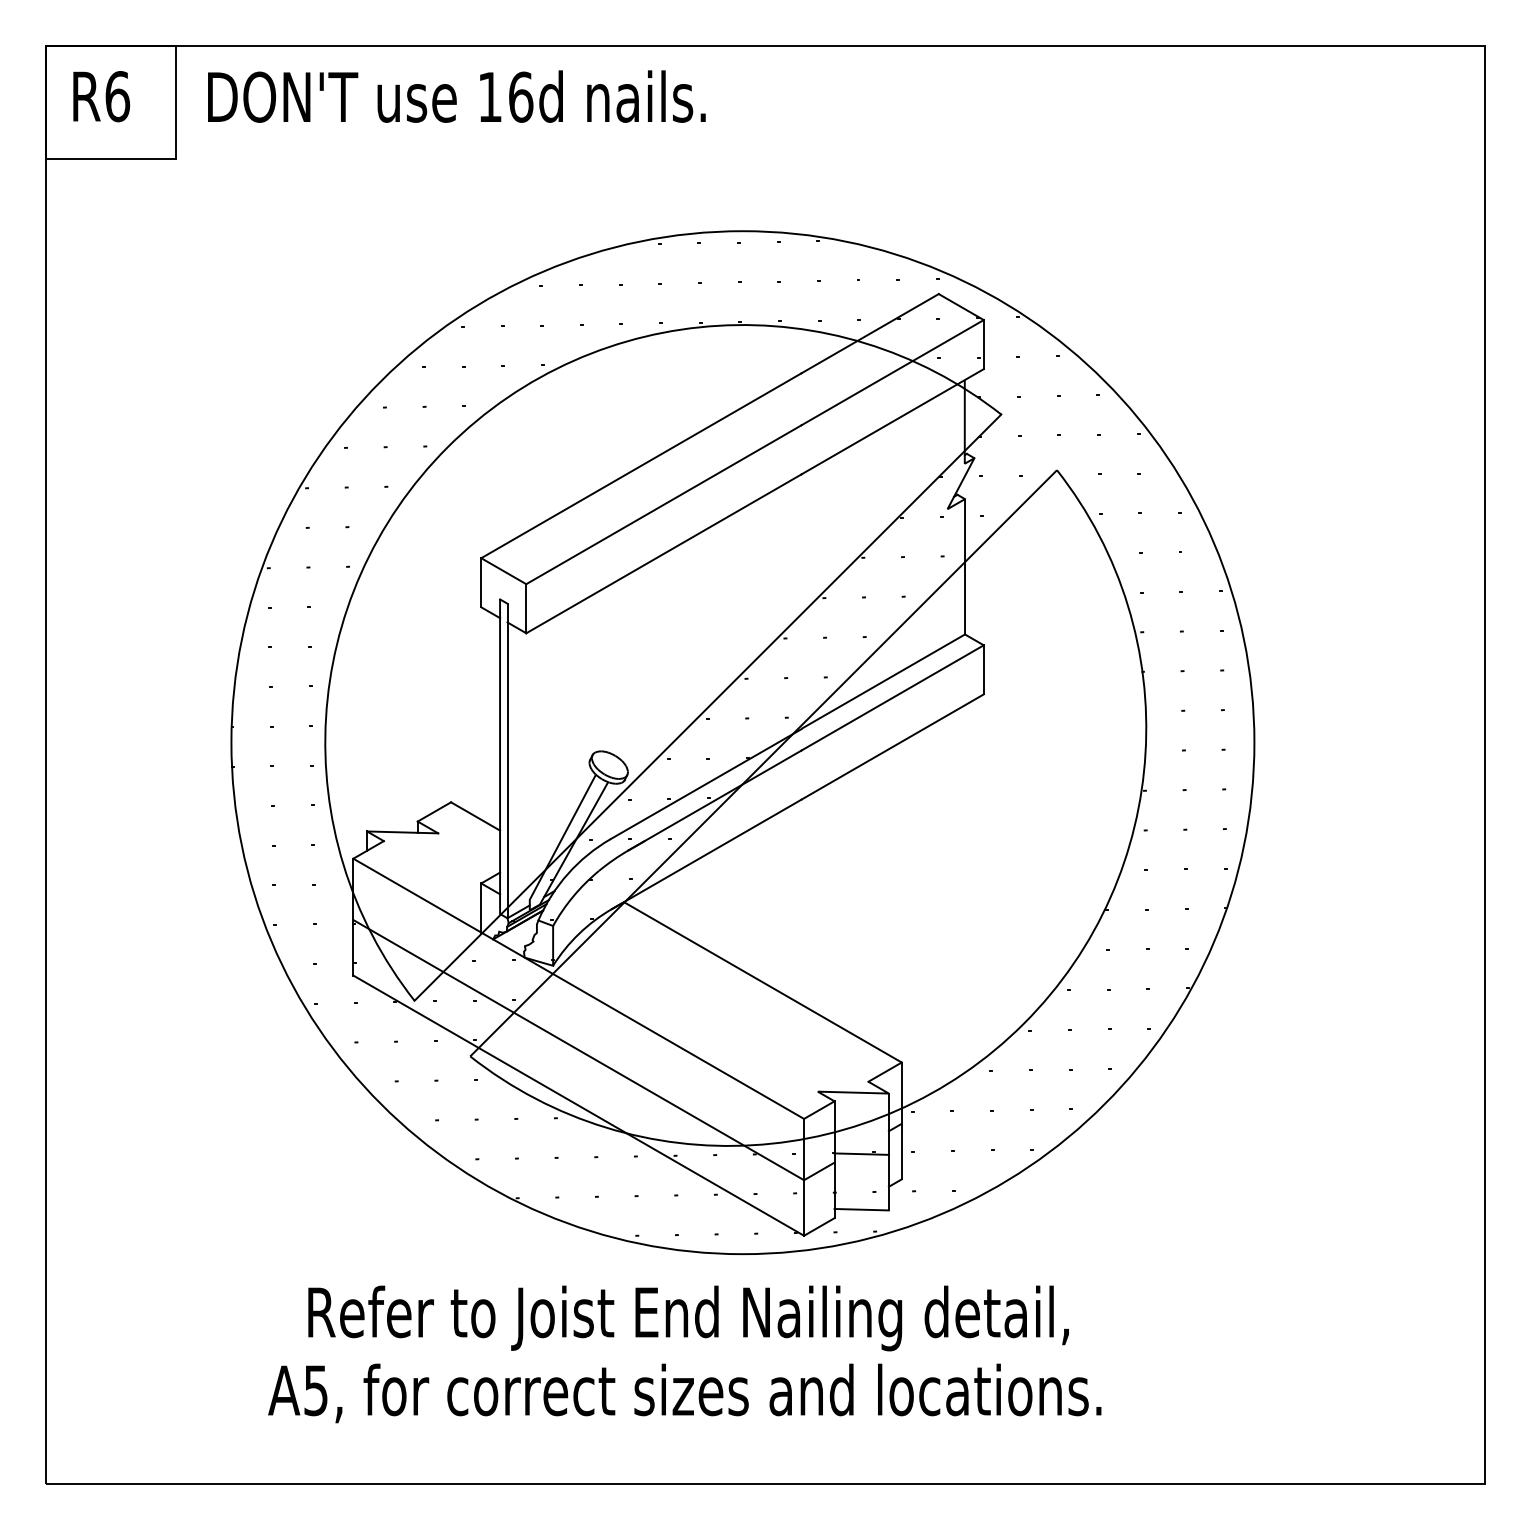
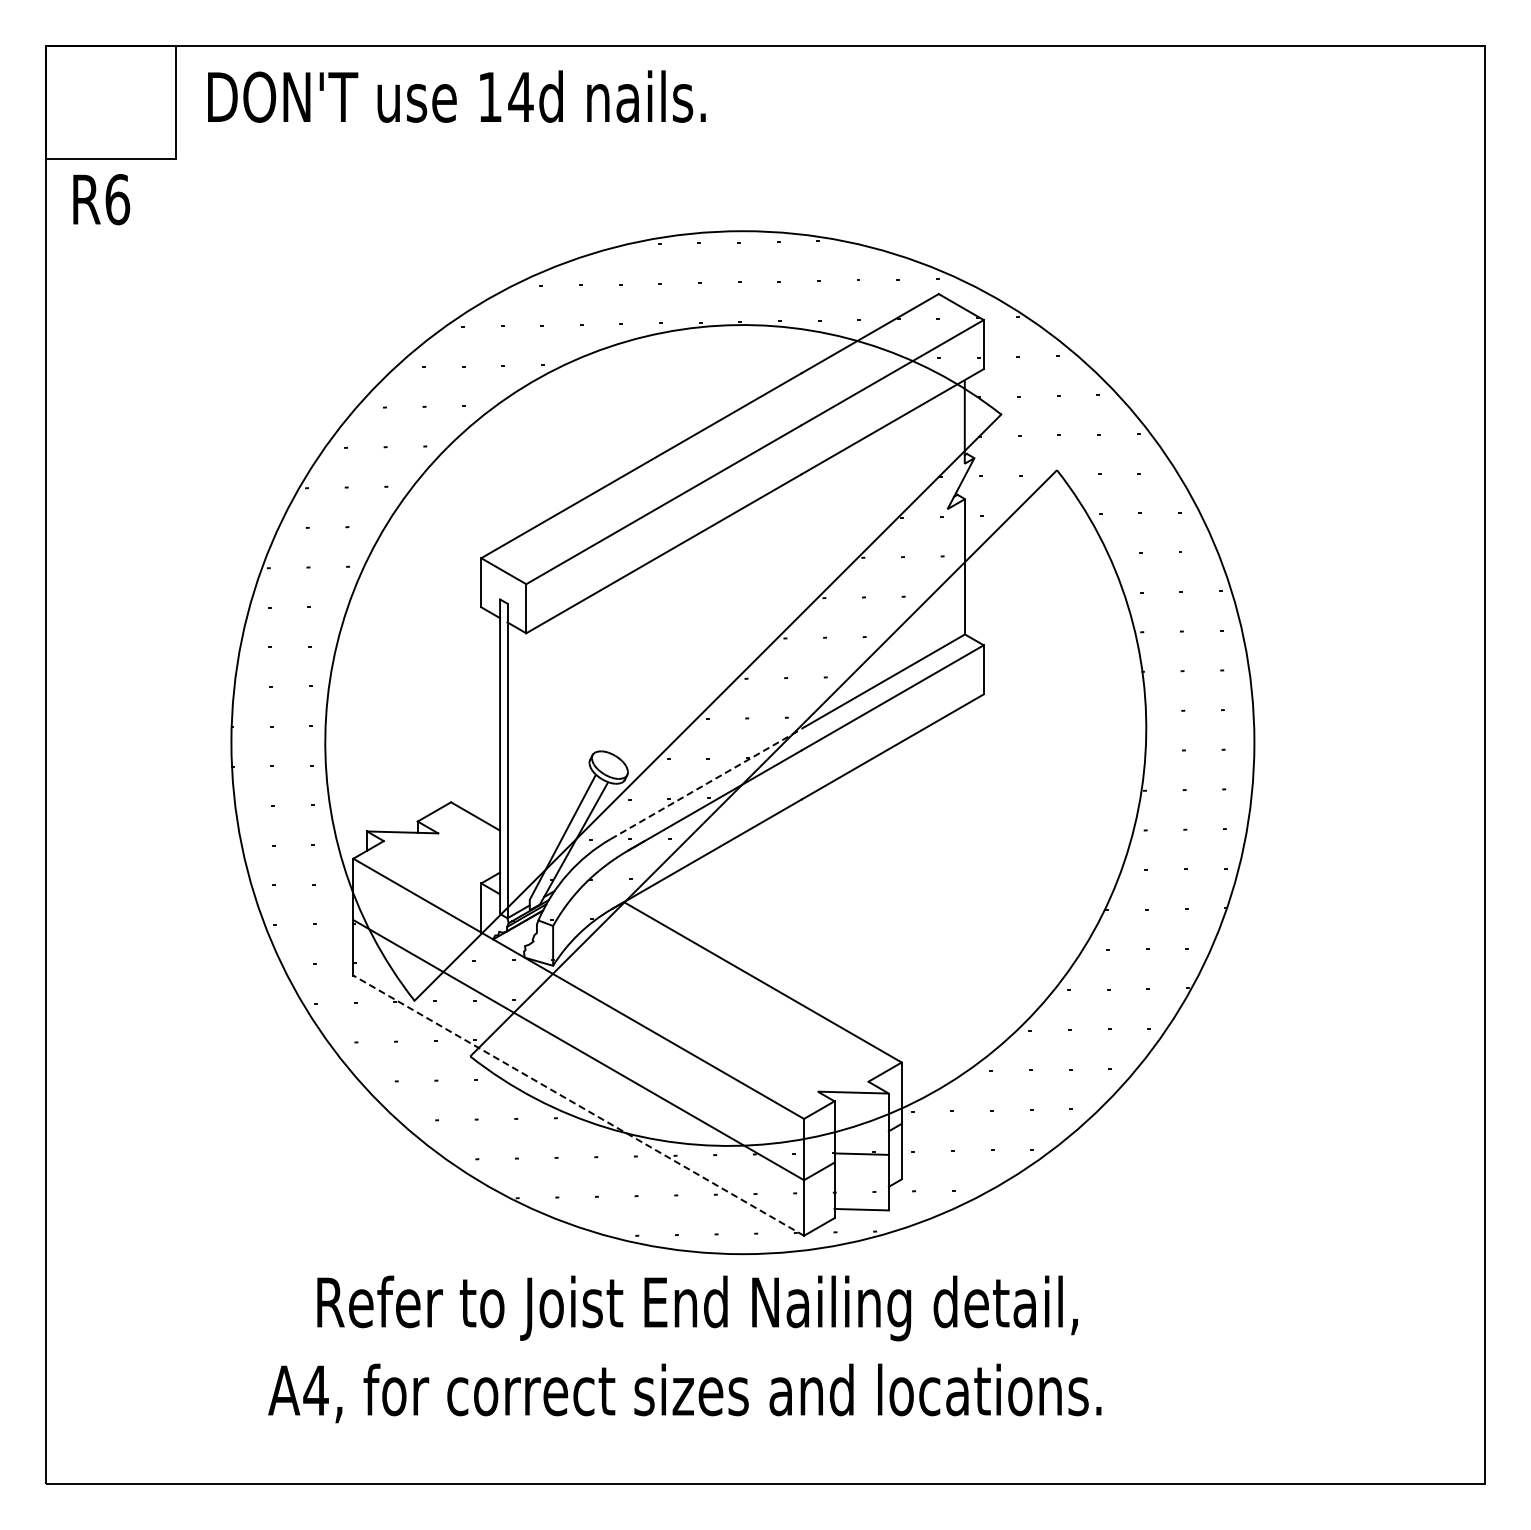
text position: (101, 96) -> (101, 199) (101, 199)
text: 16d -> 14d (520, 96)
line: solid -> dashed (706, 783)
line: solid -> dashed (578, 1105)
text position: (688, 1318) -> (697, 1308) (697, 1308)
text: A5, -> A4, (315, 1390)
